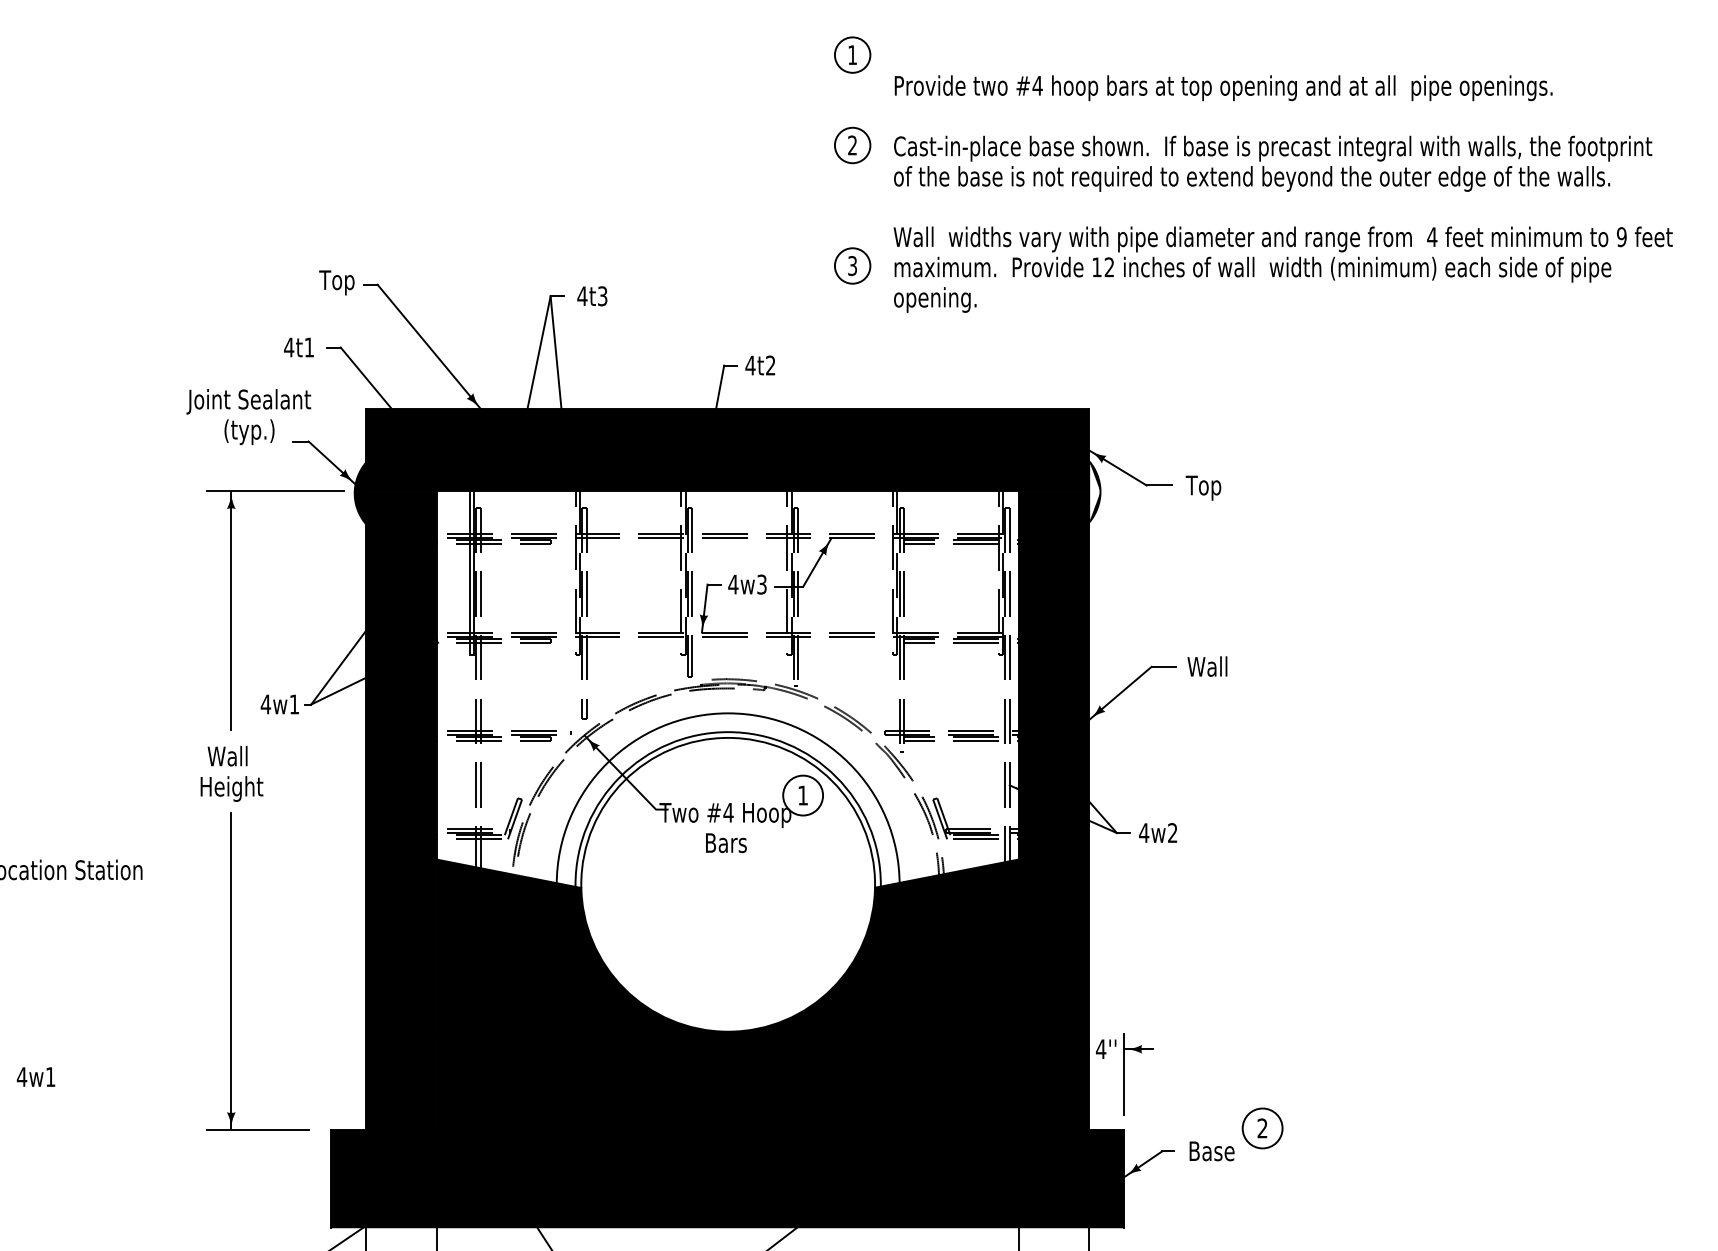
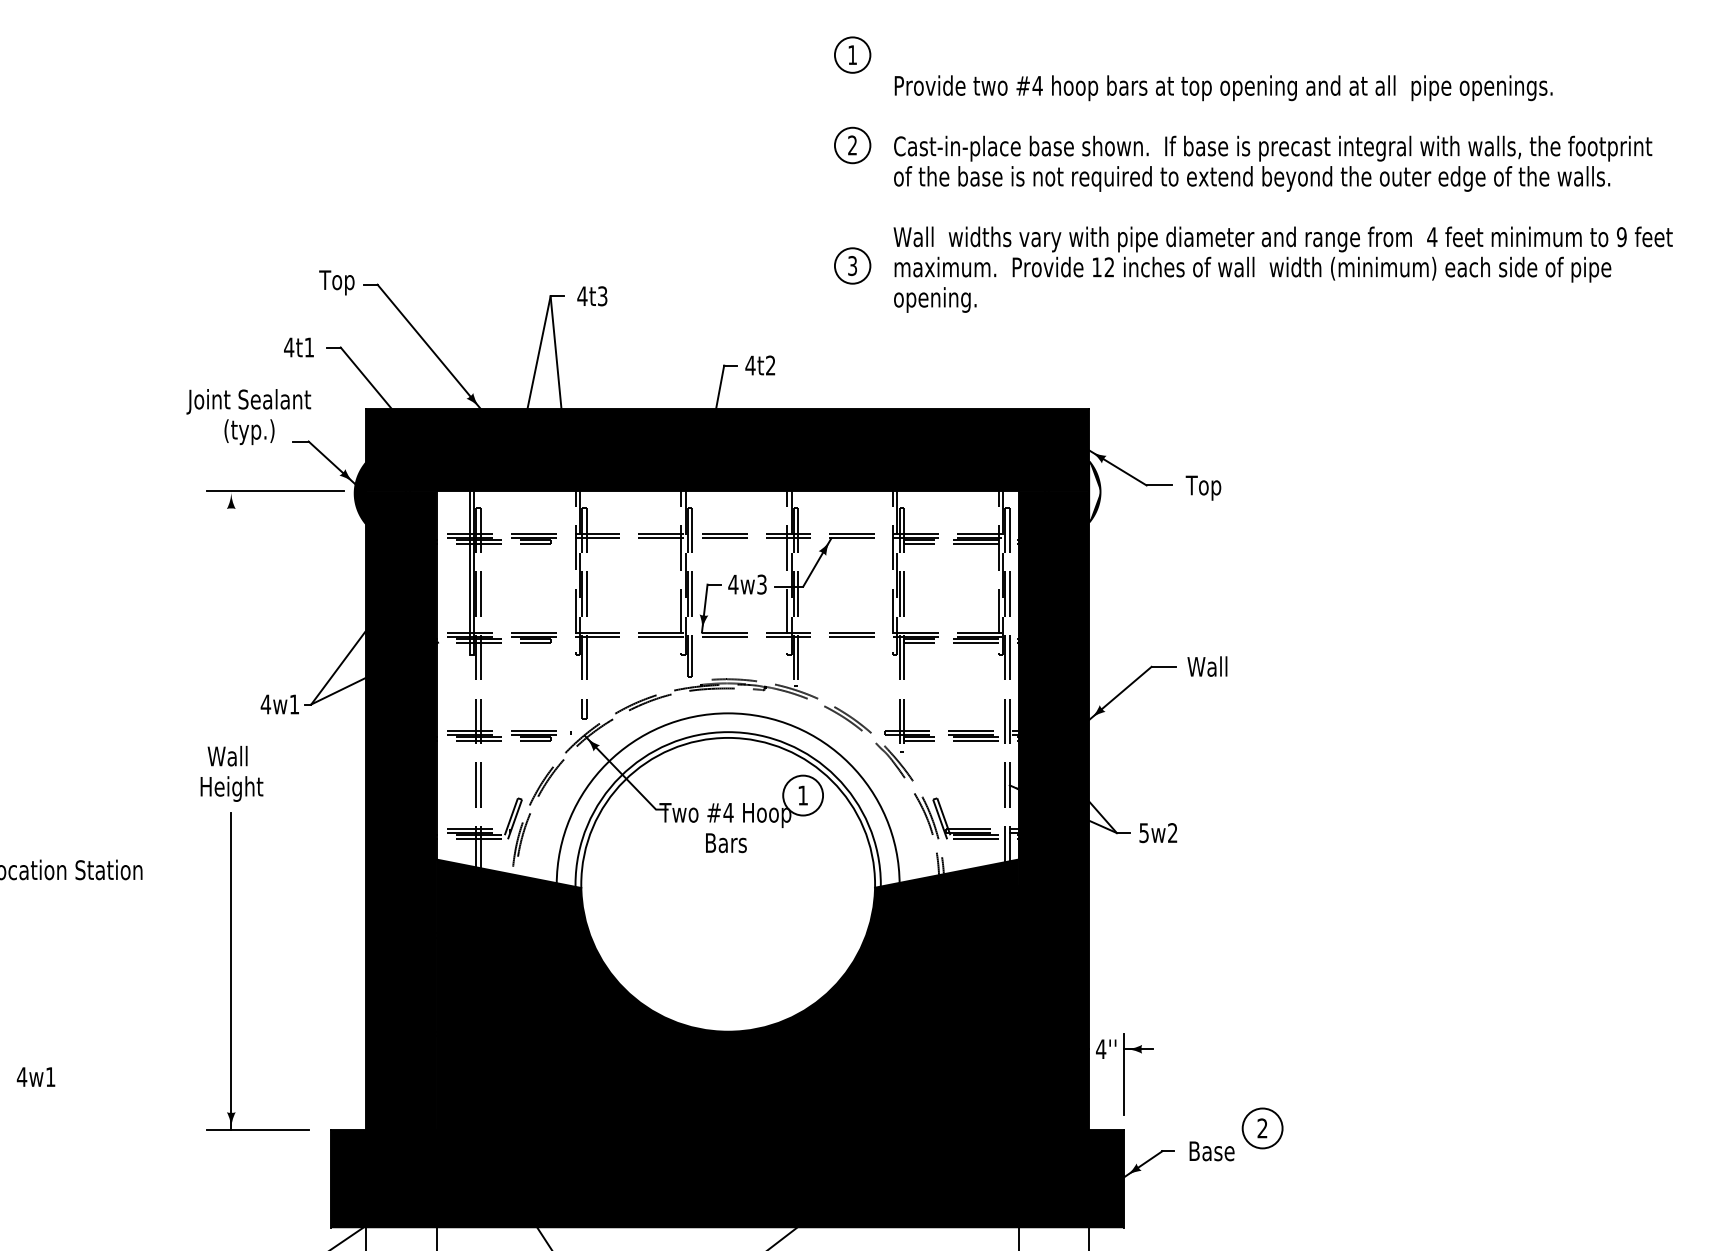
line: present -> none (231, 610)
text: 4w2 -> 5w2 (1144, 833)
